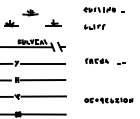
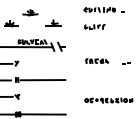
line: present -> none (43, 63)
part position: (121, 63) -> (126, 63) (126, 63)
line: present -> none (43, 96)
